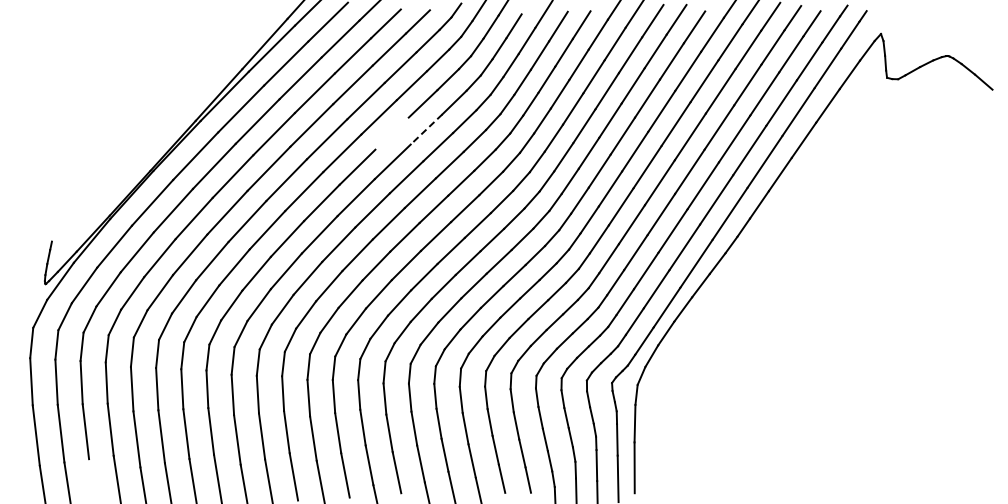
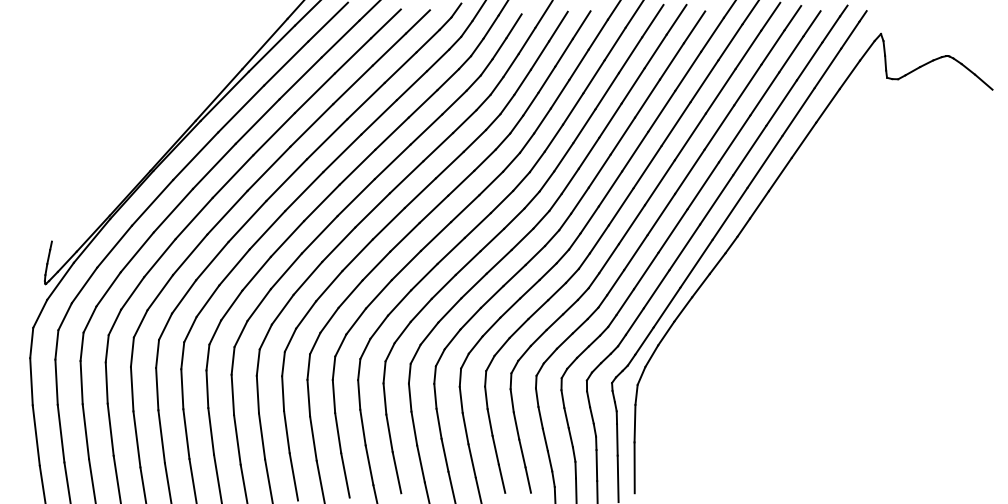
line: dashed -> solid (426, 129)
line: none -> present (391, 133)
line: none -> present (92, 479)
